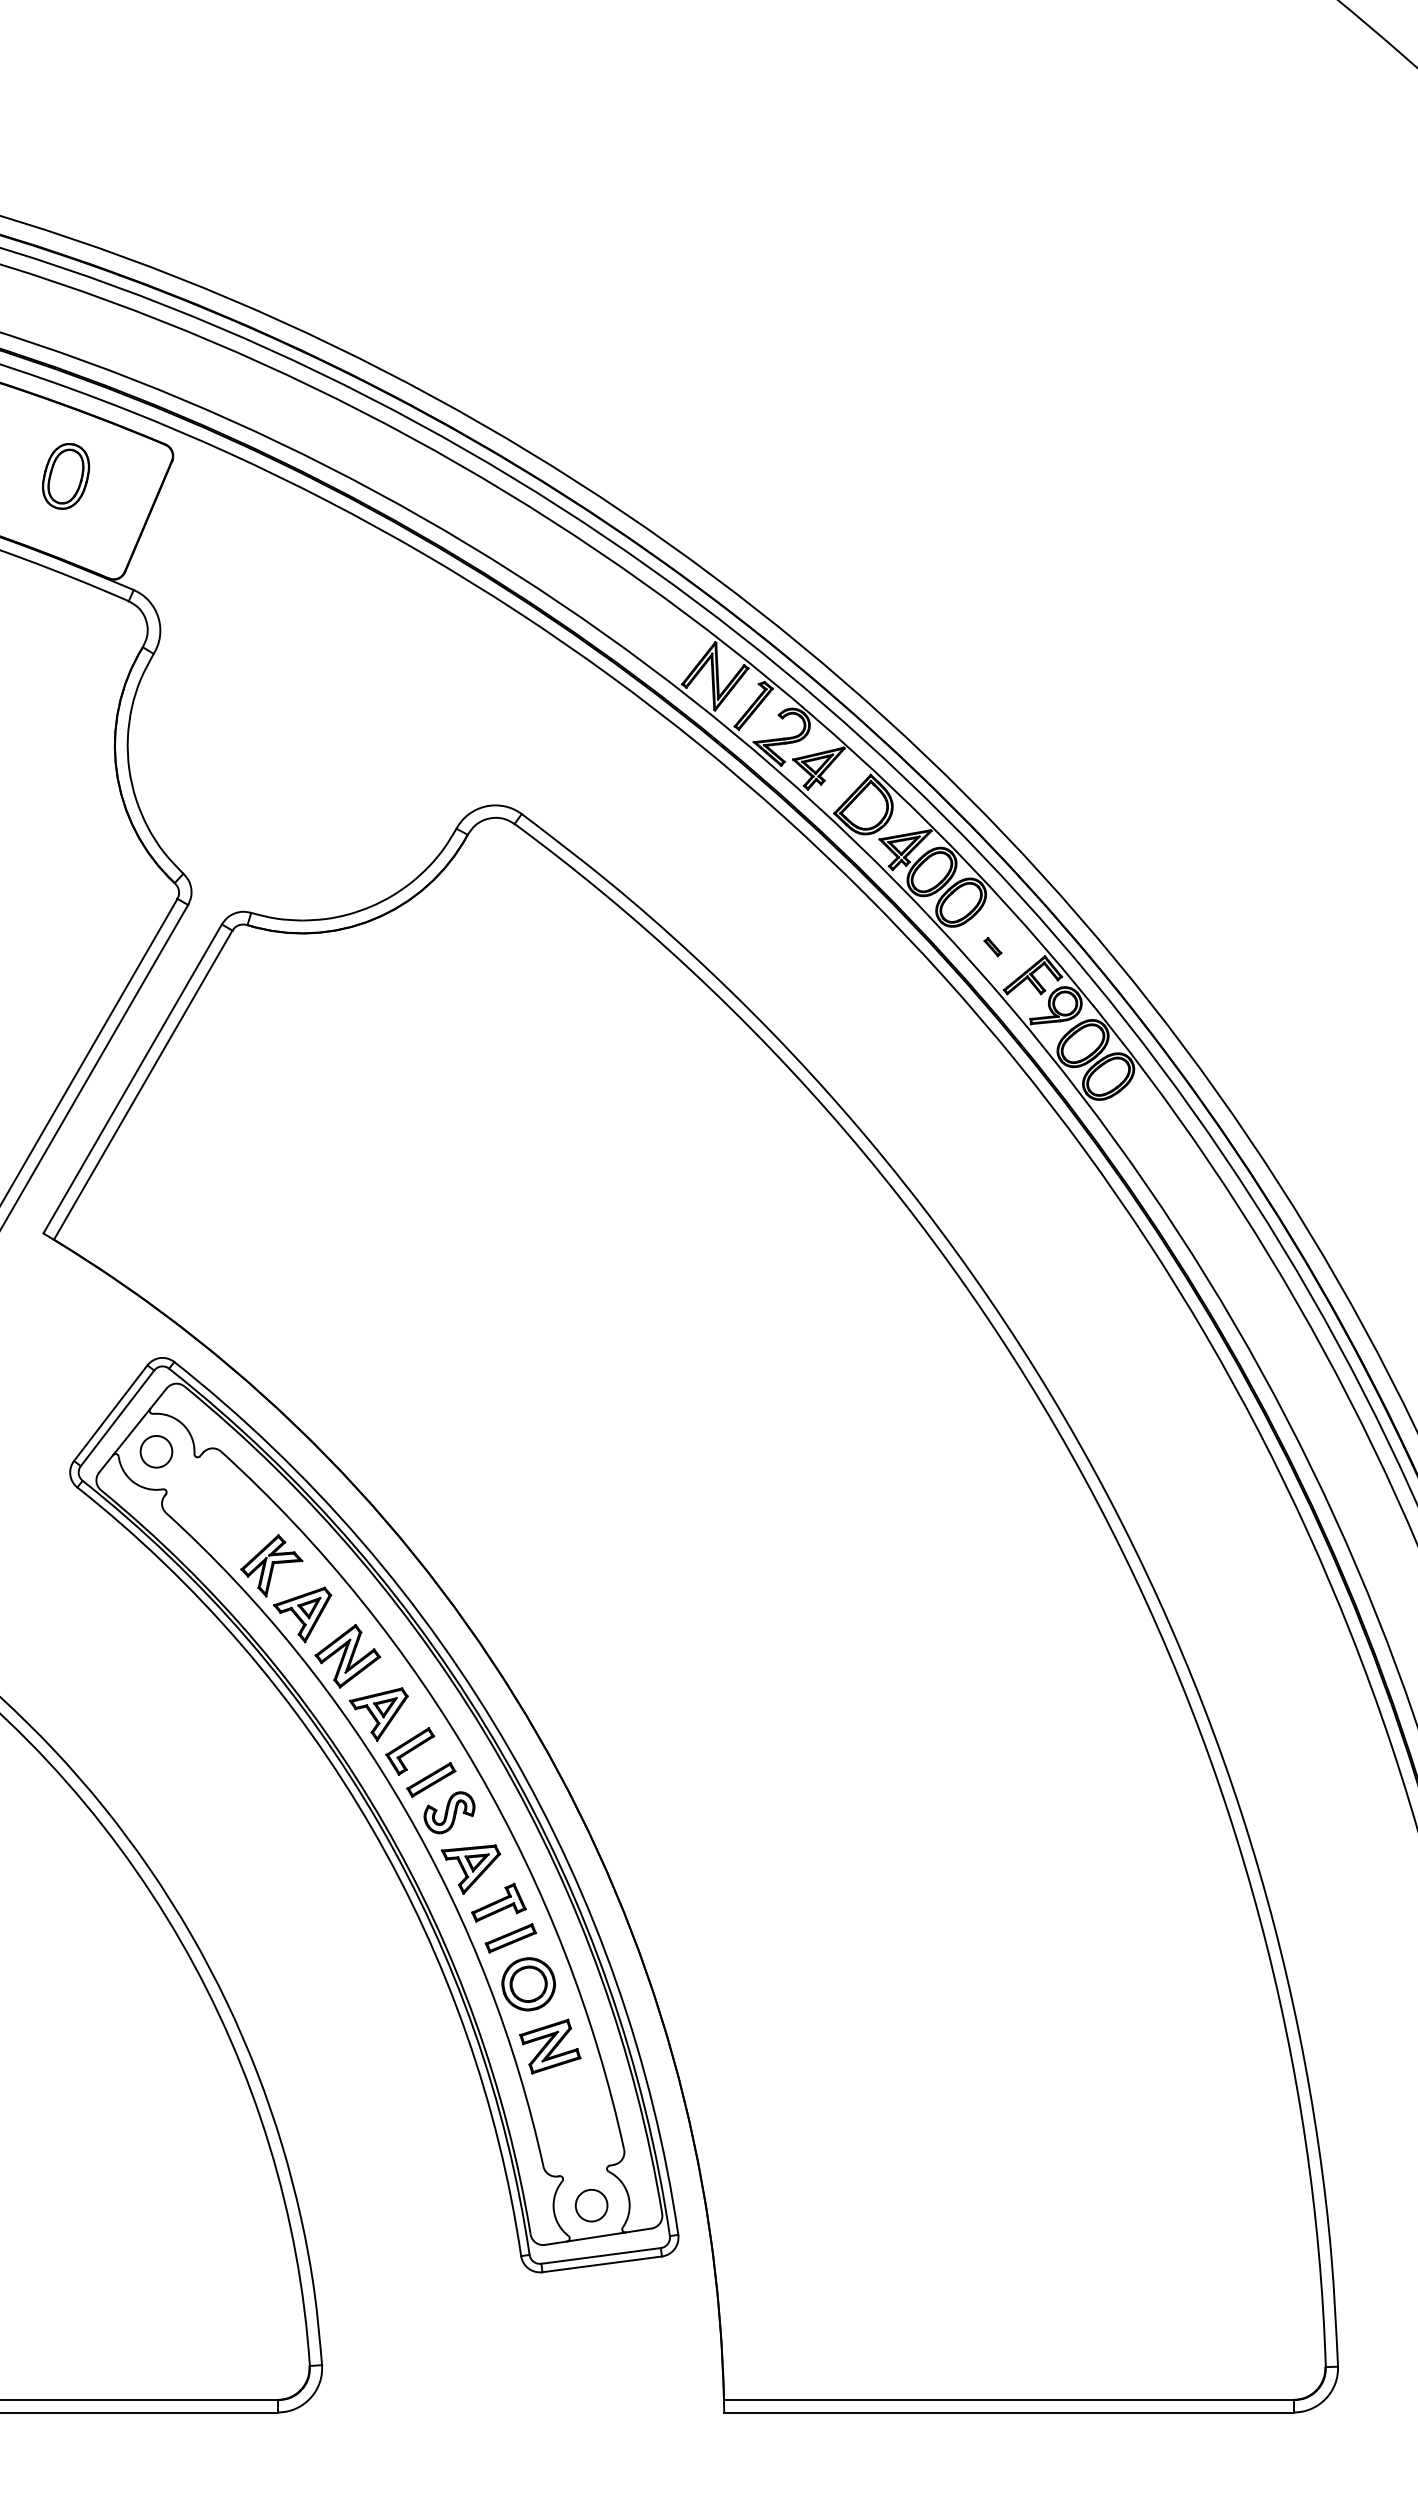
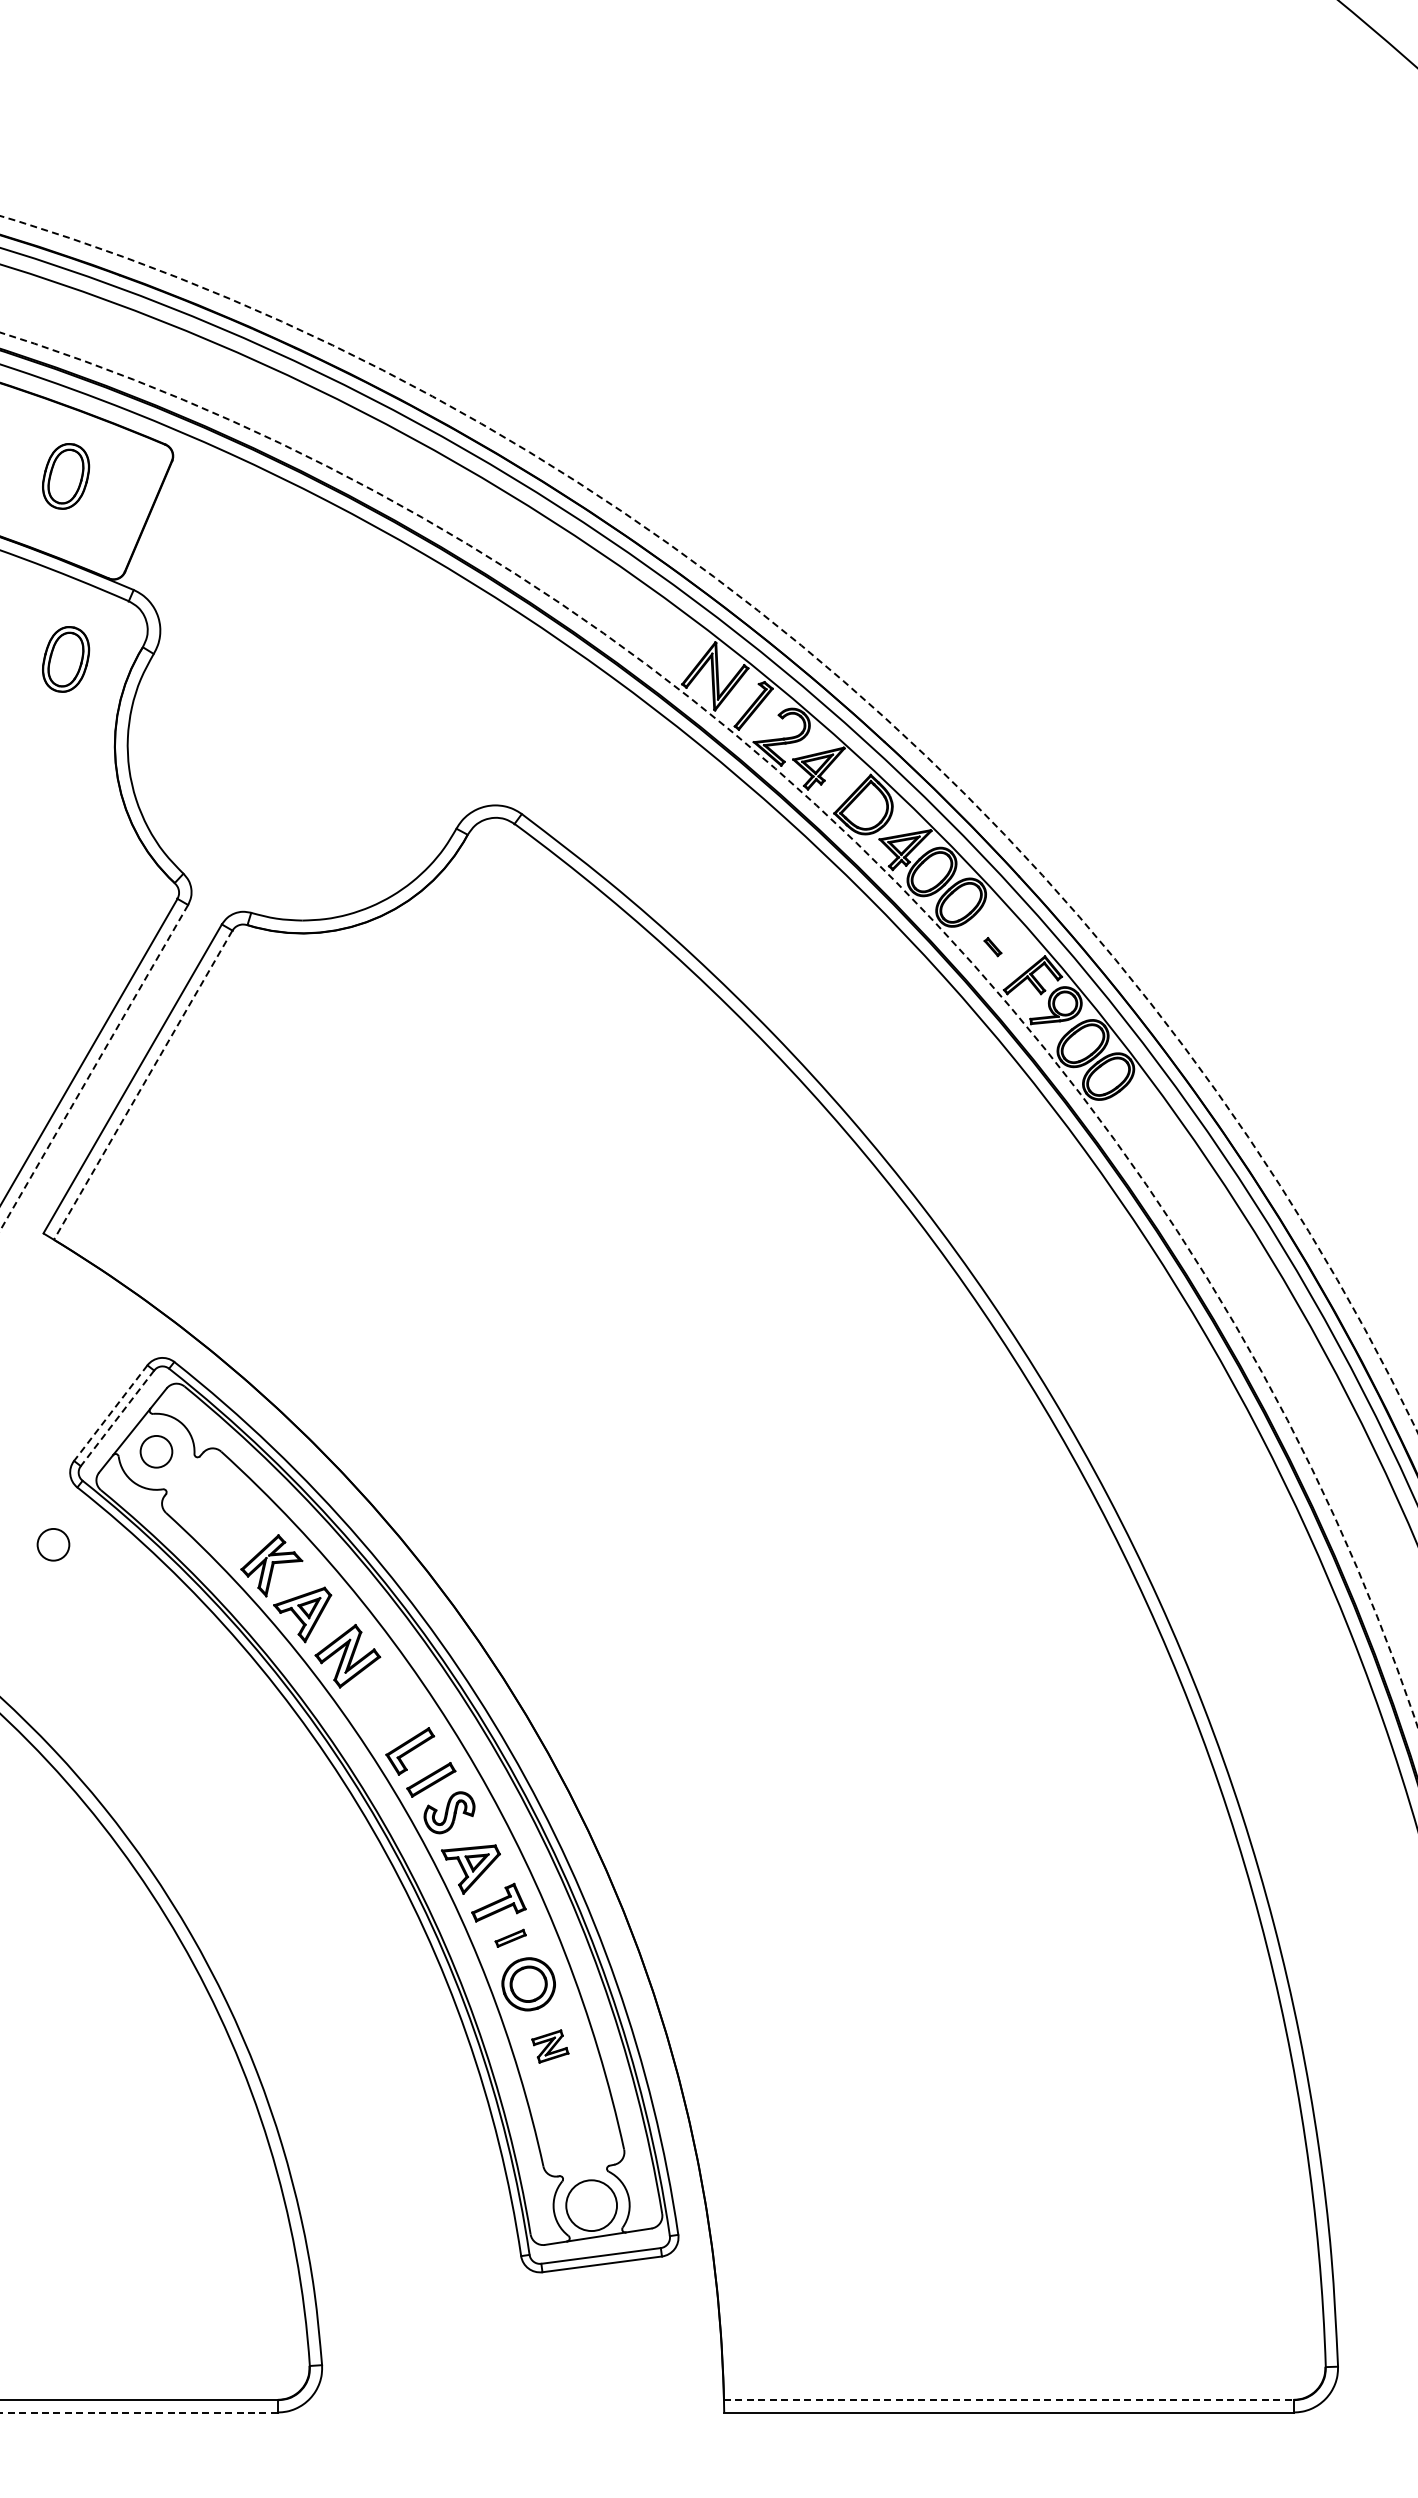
part: none -> present (66, 659)
circle: solid -> dashed (708, 823)
arc: solid -> dashed (878, 864)
line: solid -> dashed (94, 1067)
line: solid -> dashed (142, 1085)
line: solid -> dashed (110, 1413)
line: solid -> dashed (117, 1418)
circle: none -> present (53, 1544)
part: present -> none (378, 1714)
part size: 53x31 px -> 33x20 px (510, 1937)
part size: 63x57 px -> 39x35 px (550, 2046)
circle diameter: 32 px -> 51 px (591, 2205)
line: solid -> dashed (1009, 2400)
line: solid -> dashed (138, 2412)
